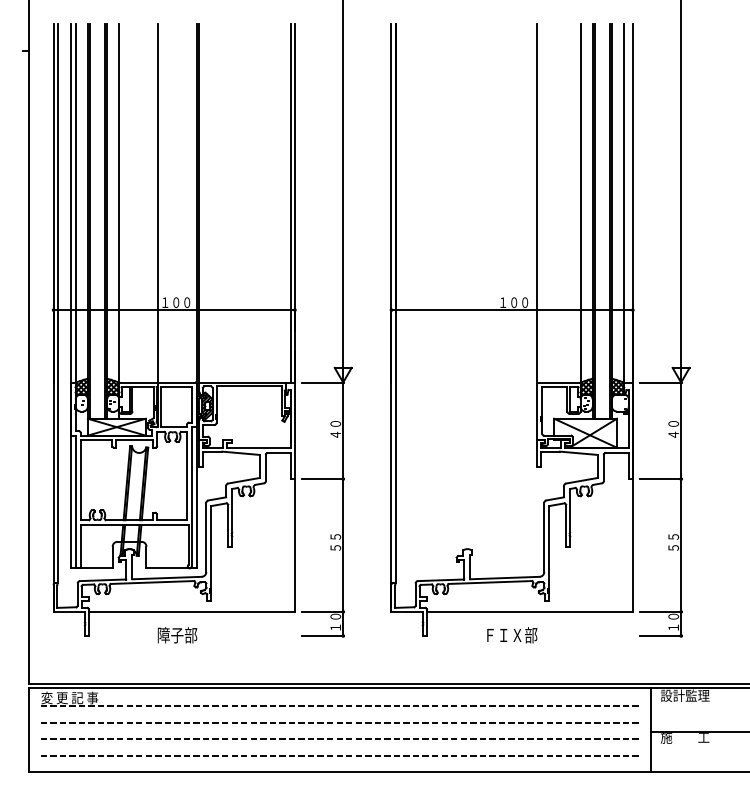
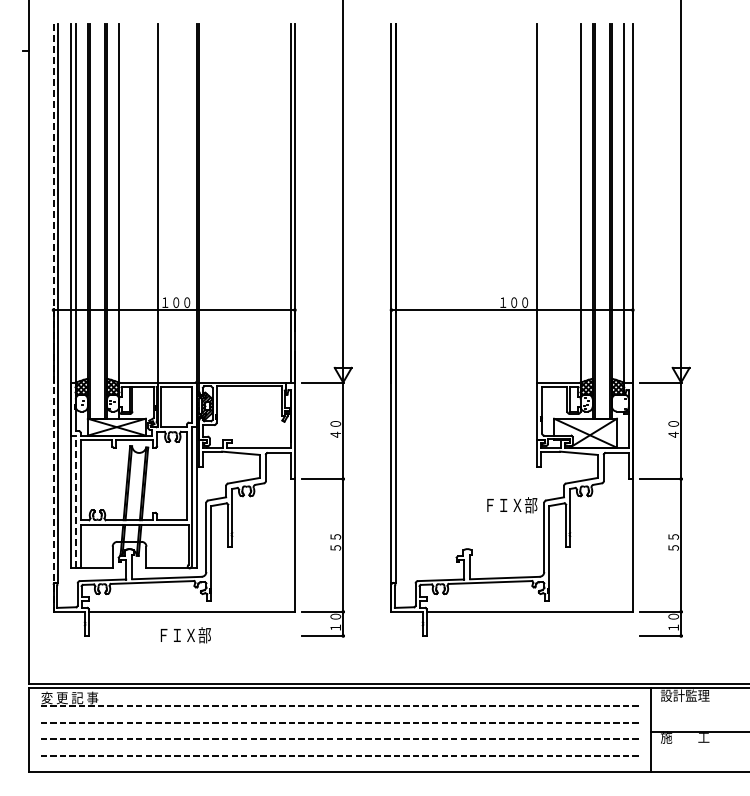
line: solid -> dashed (53, 317)
line: solid -> dashed (76, 501)
text: 障子部 -> ＦＩＸ部 (183, 635)
text position: (512, 635) -> (512, 505) (512, 505)
